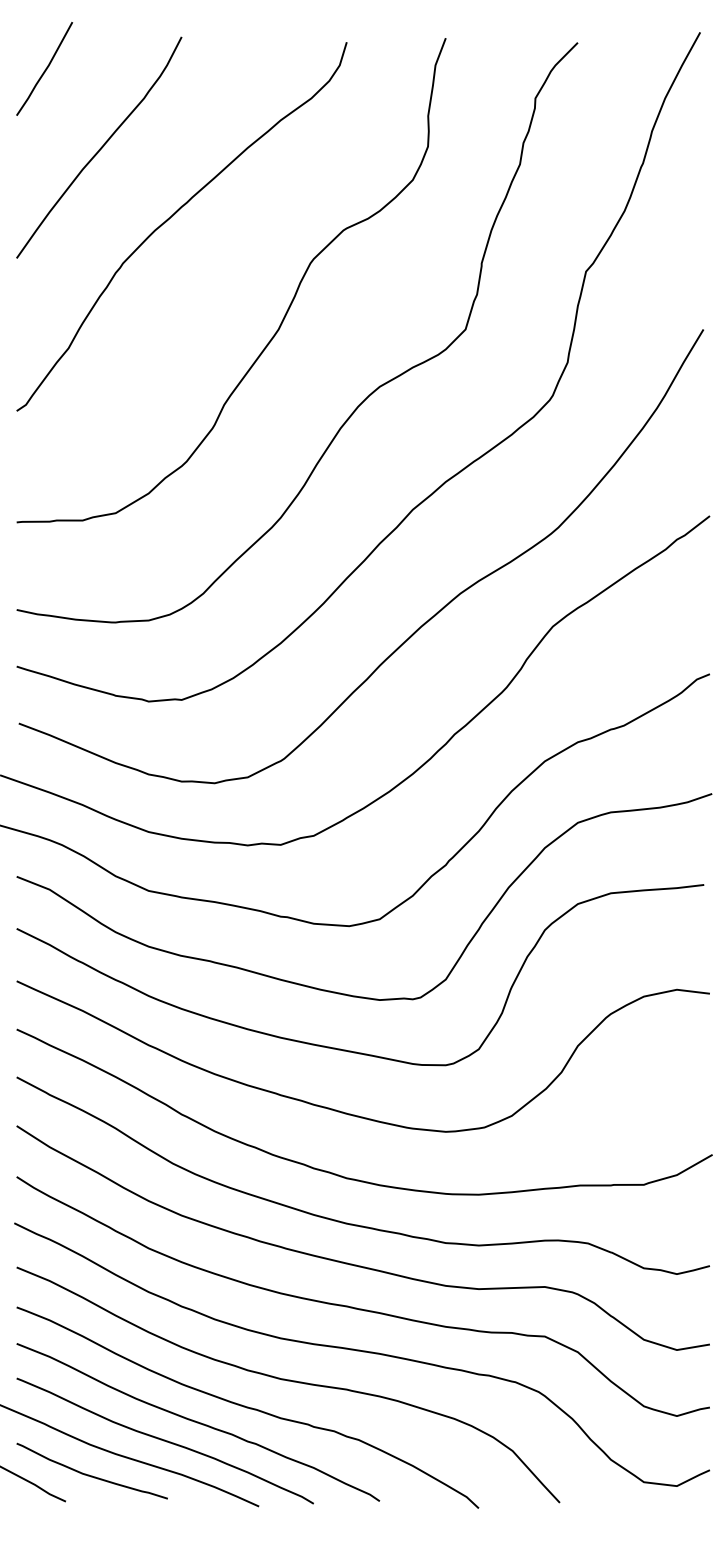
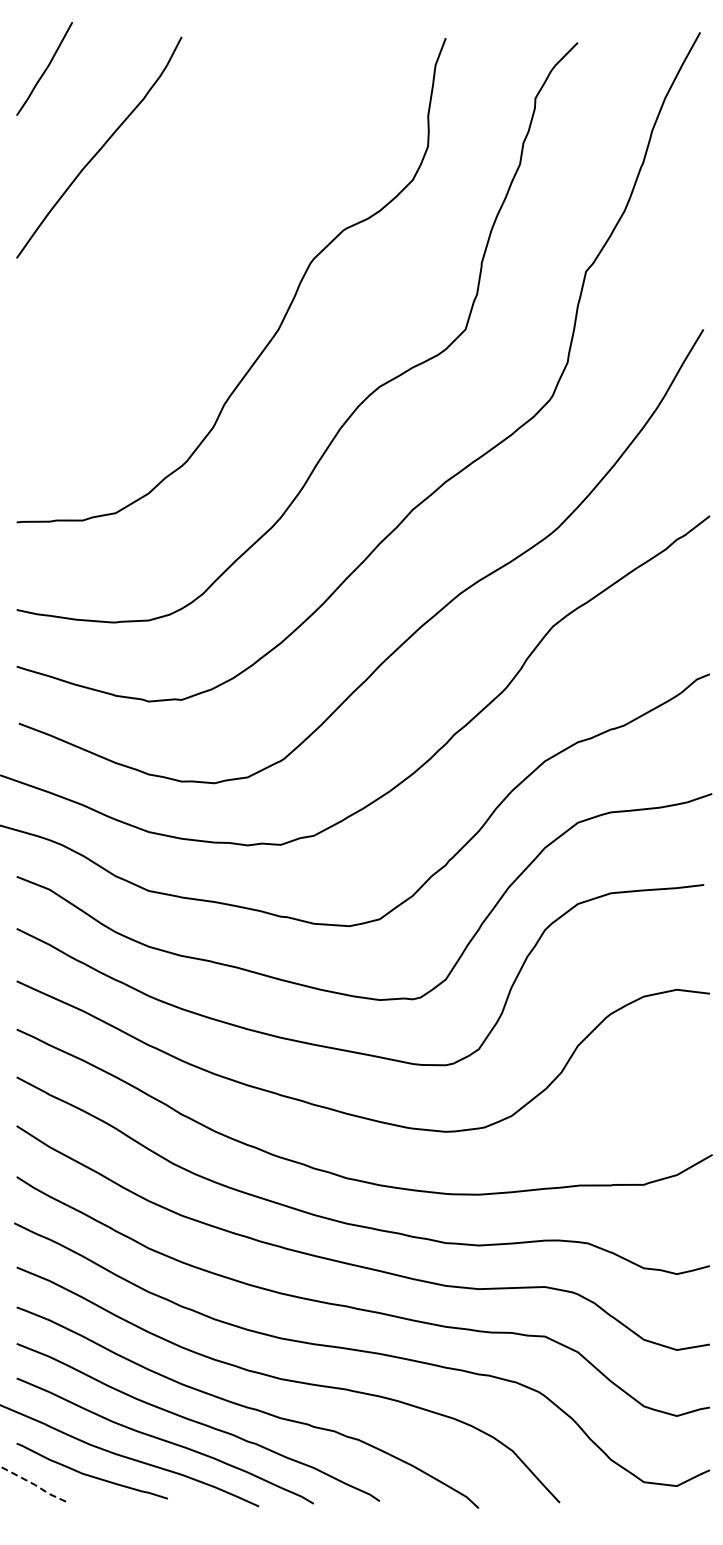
curve: present -> none (174, 215)
line: solid -> dashed (34, 1484)
